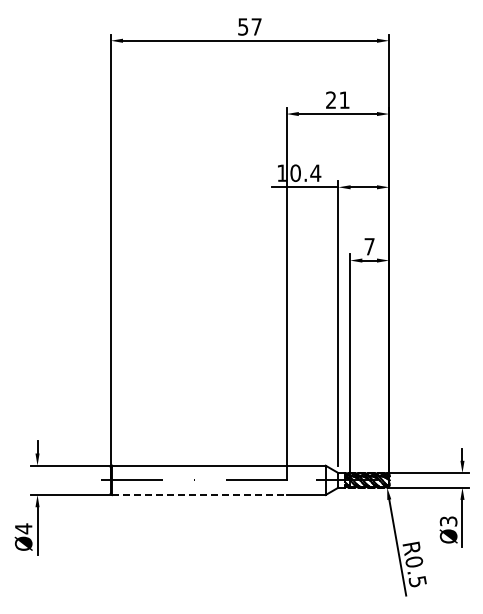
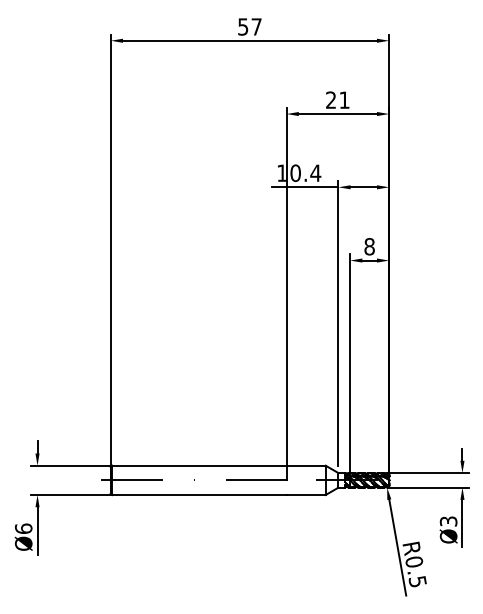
text: 7 -> 8 (369, 246)
line: dashed -> solid (199, 495)
text: Ø4 -> Ø6 (23, 528)
